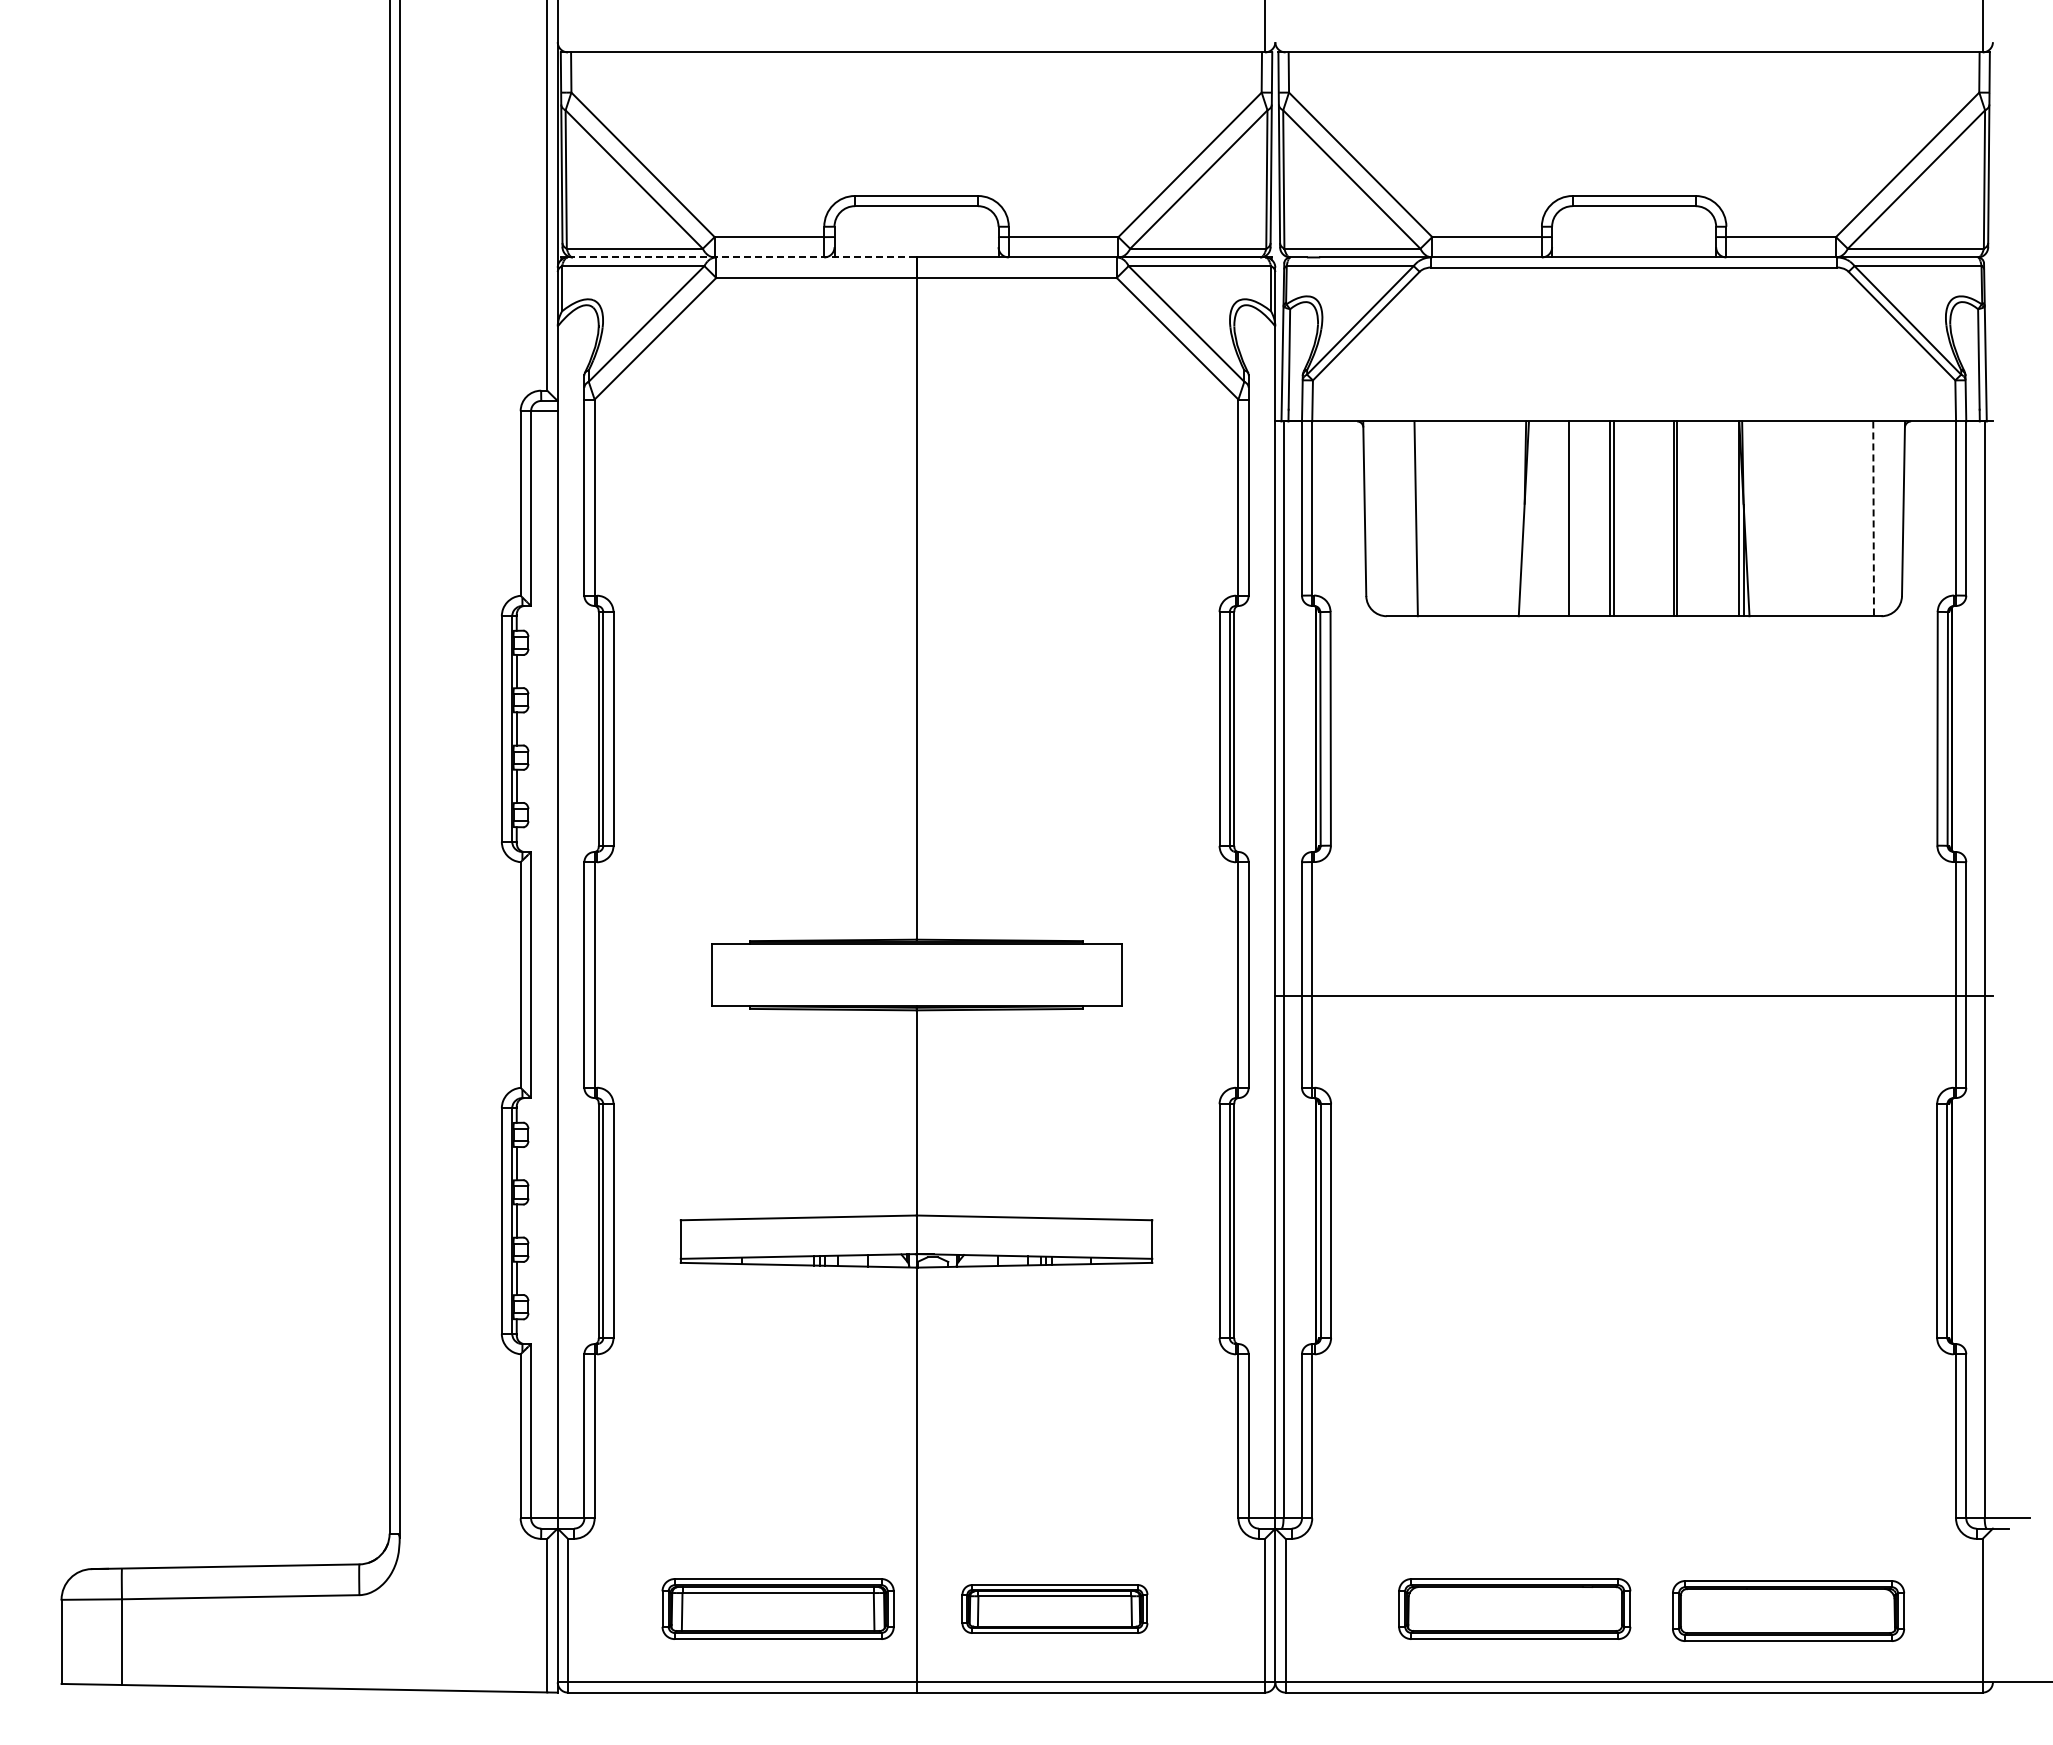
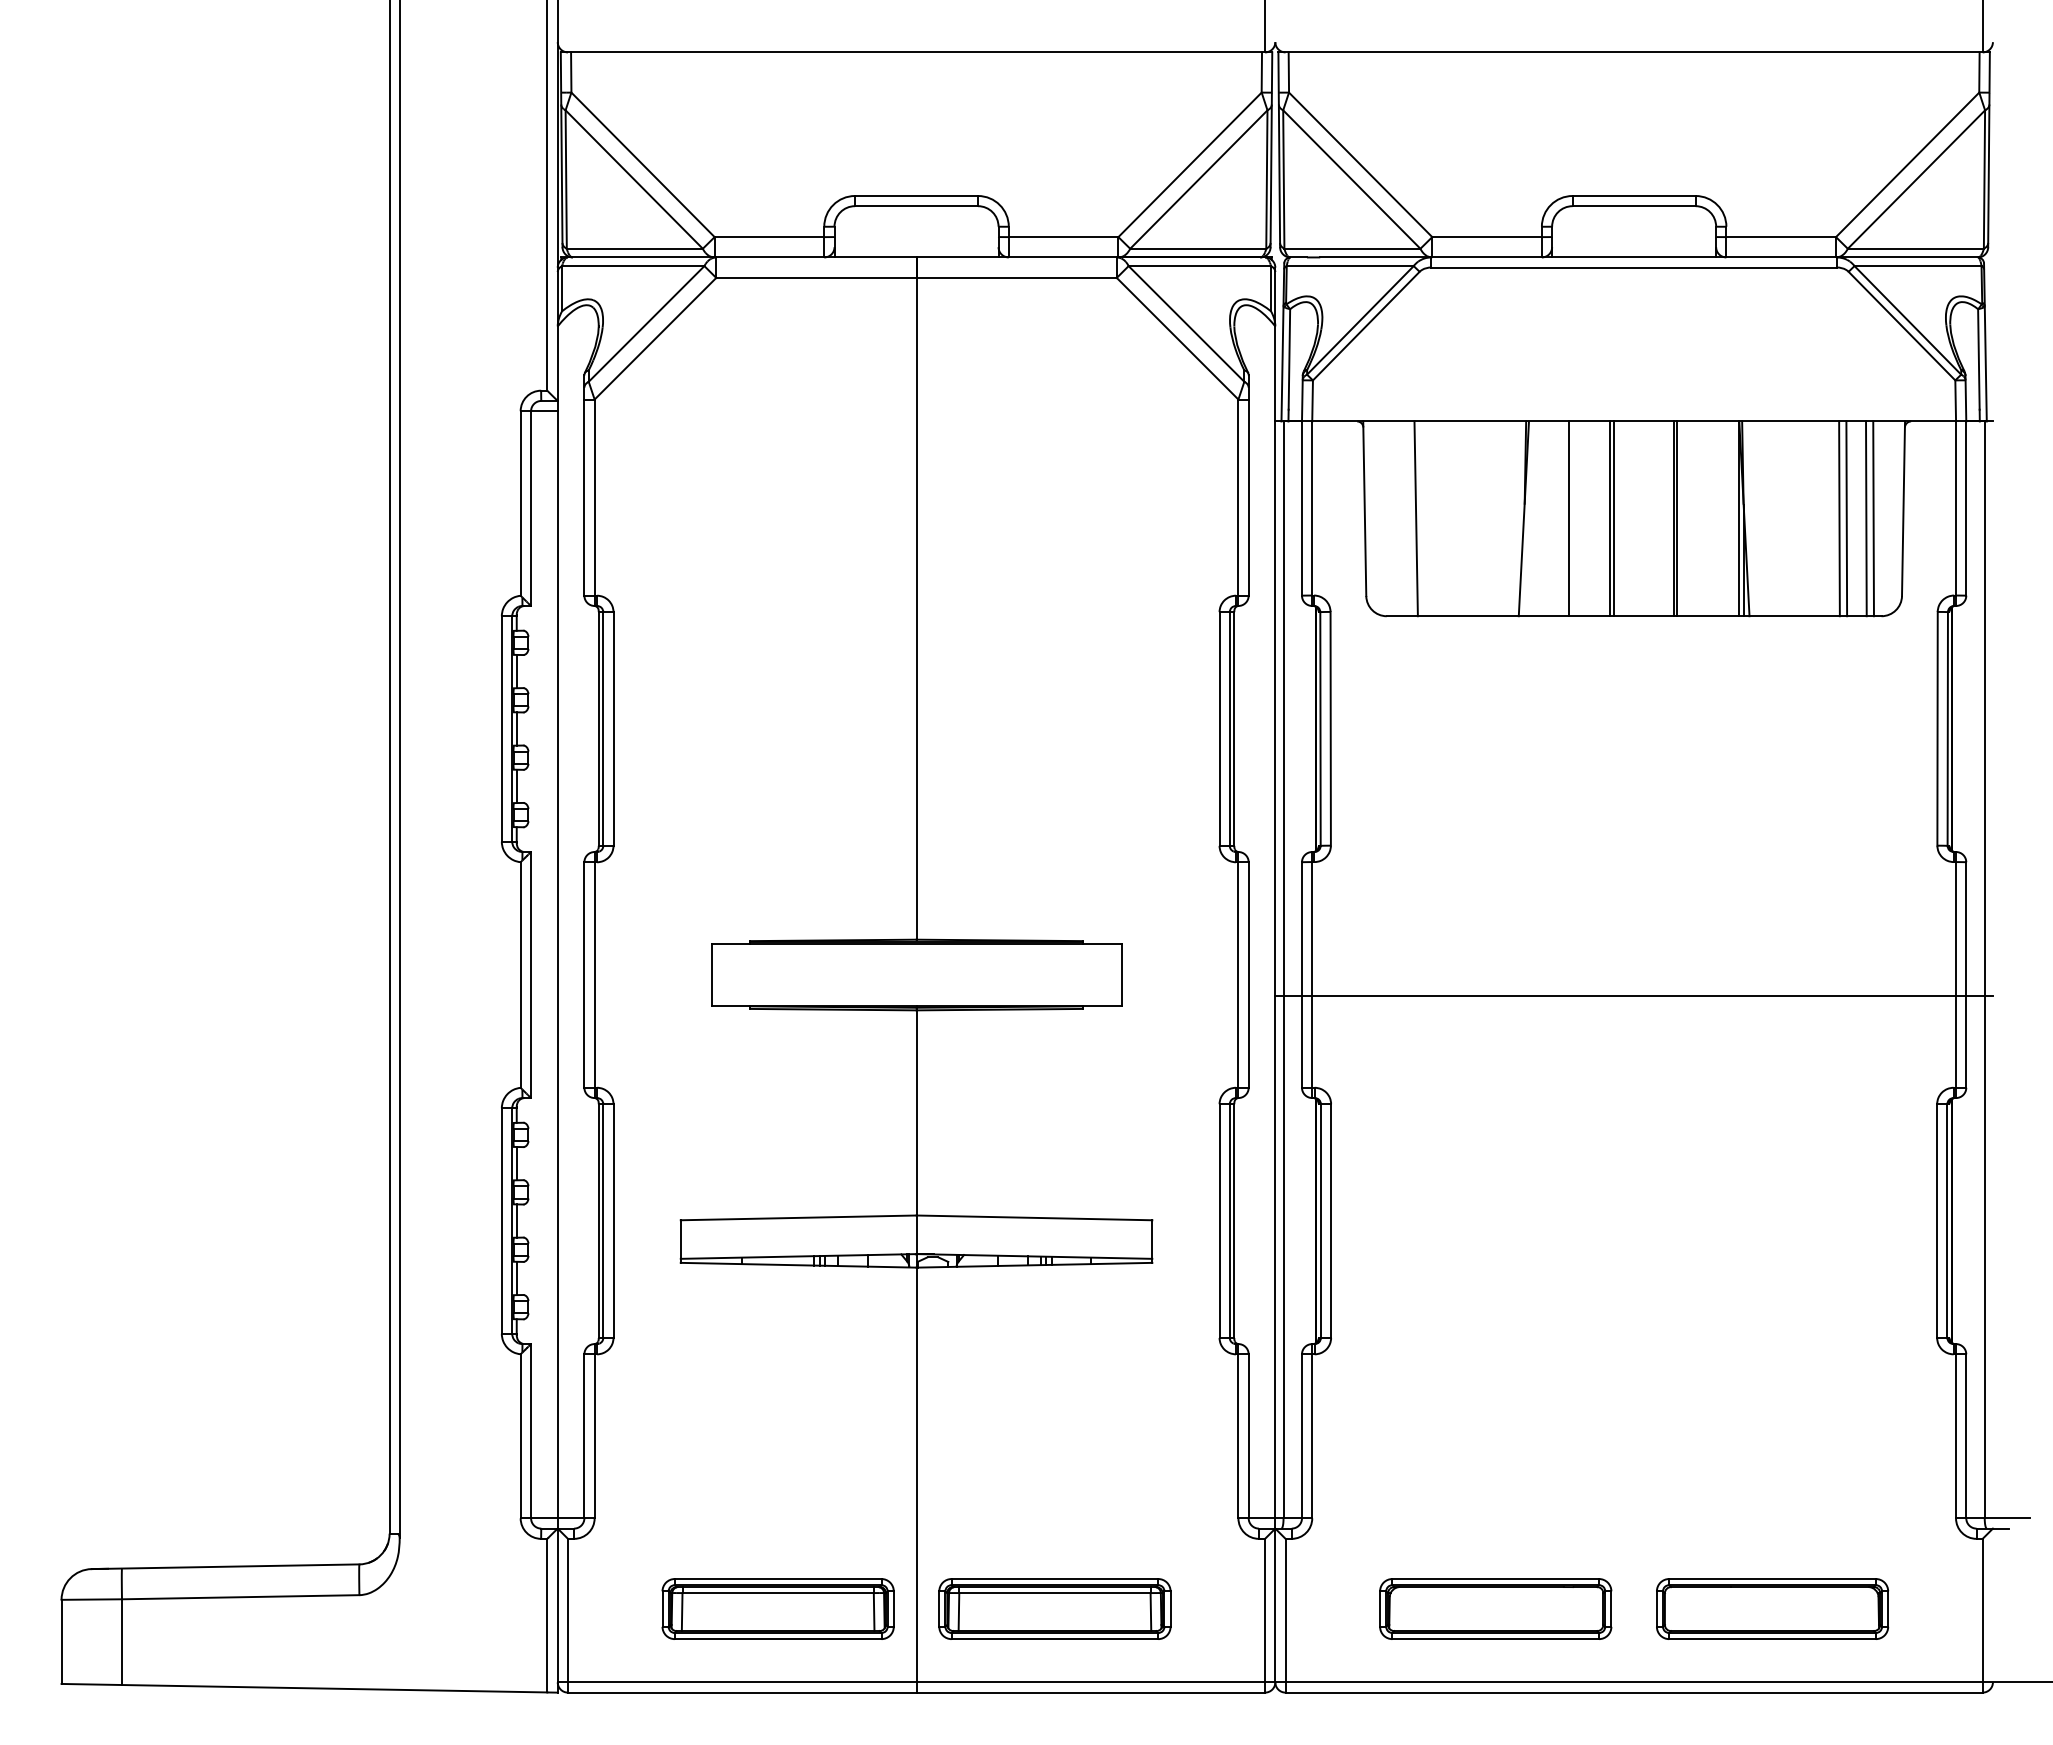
line: dashed -> solid (742, 257)
line: none -> present (1839, 518)
line: none -> present (1846, 518)
line: none -> present (1866, 518)
line: dashed -> solid (1873, 519)
part size: 188x50 px -> 234x62 px (1054, 1608)
part position: (1514, 1608) -> (1495, 1608) (1495, 1608)
part position: (1788, 1610) -> (1772, 1608) (1772, 1608)
